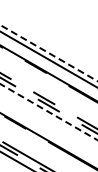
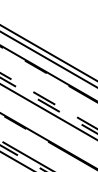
line: dashed -> solid (49, 53)
line: dashed -> solid (49, 112)
